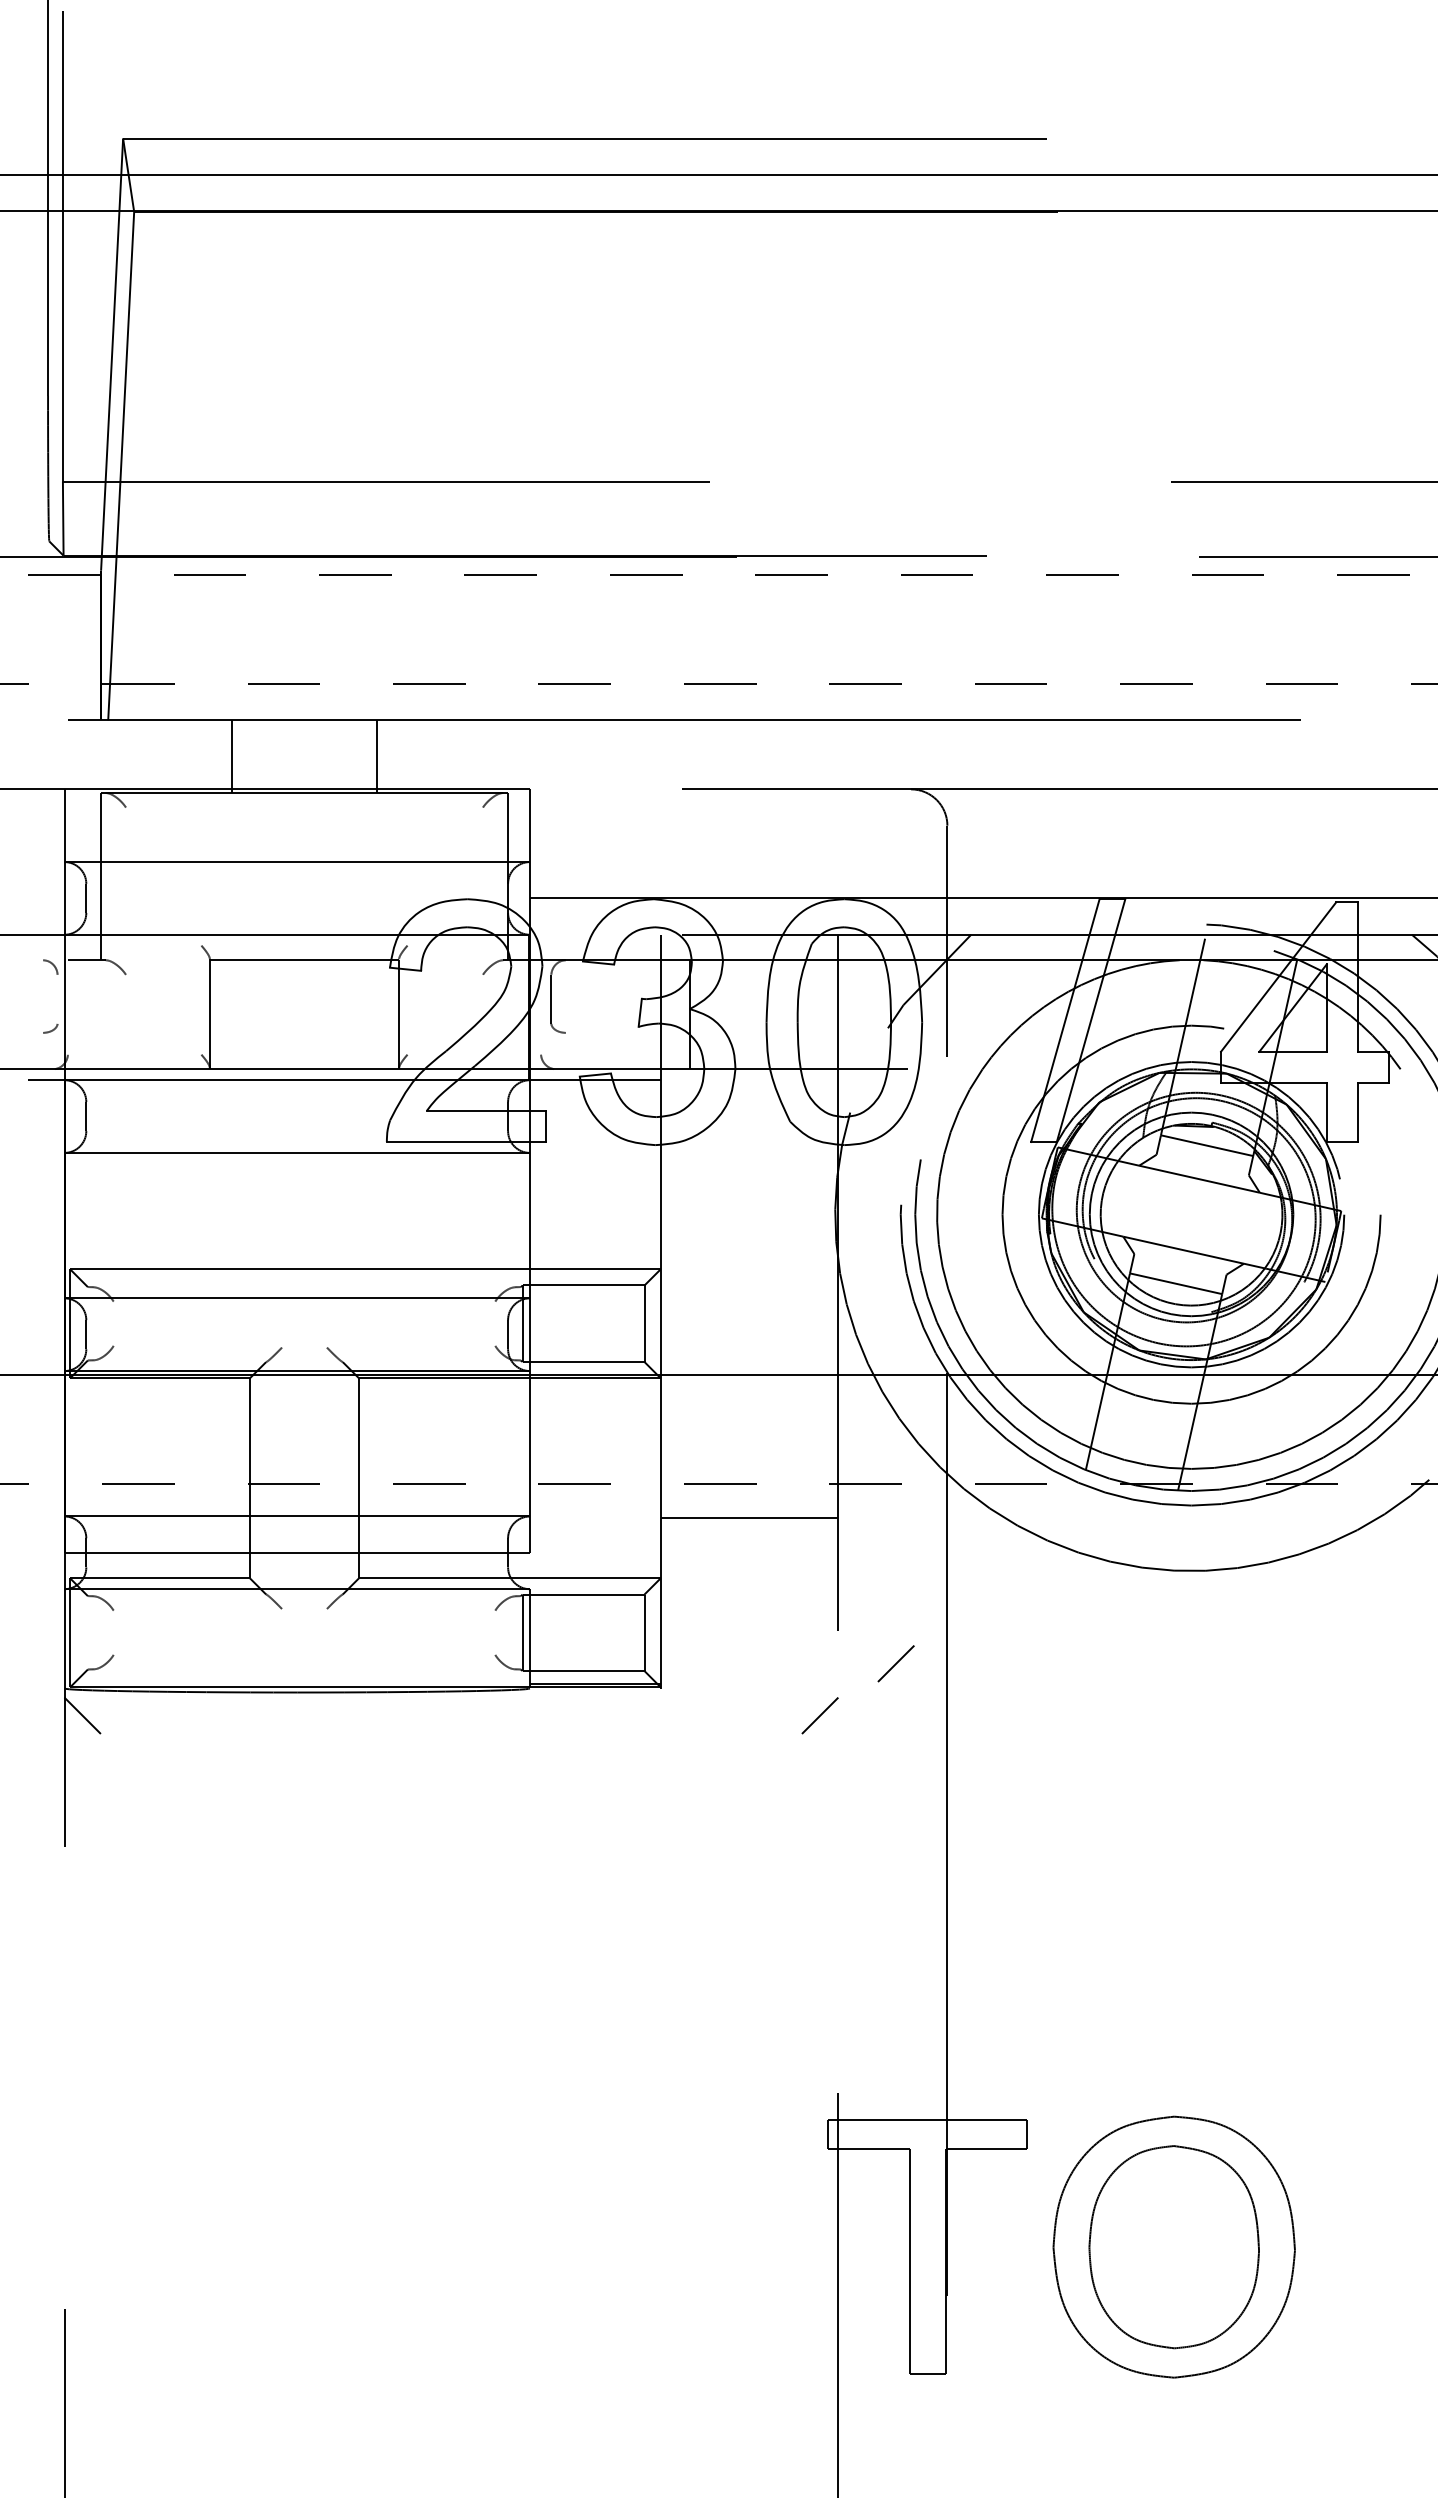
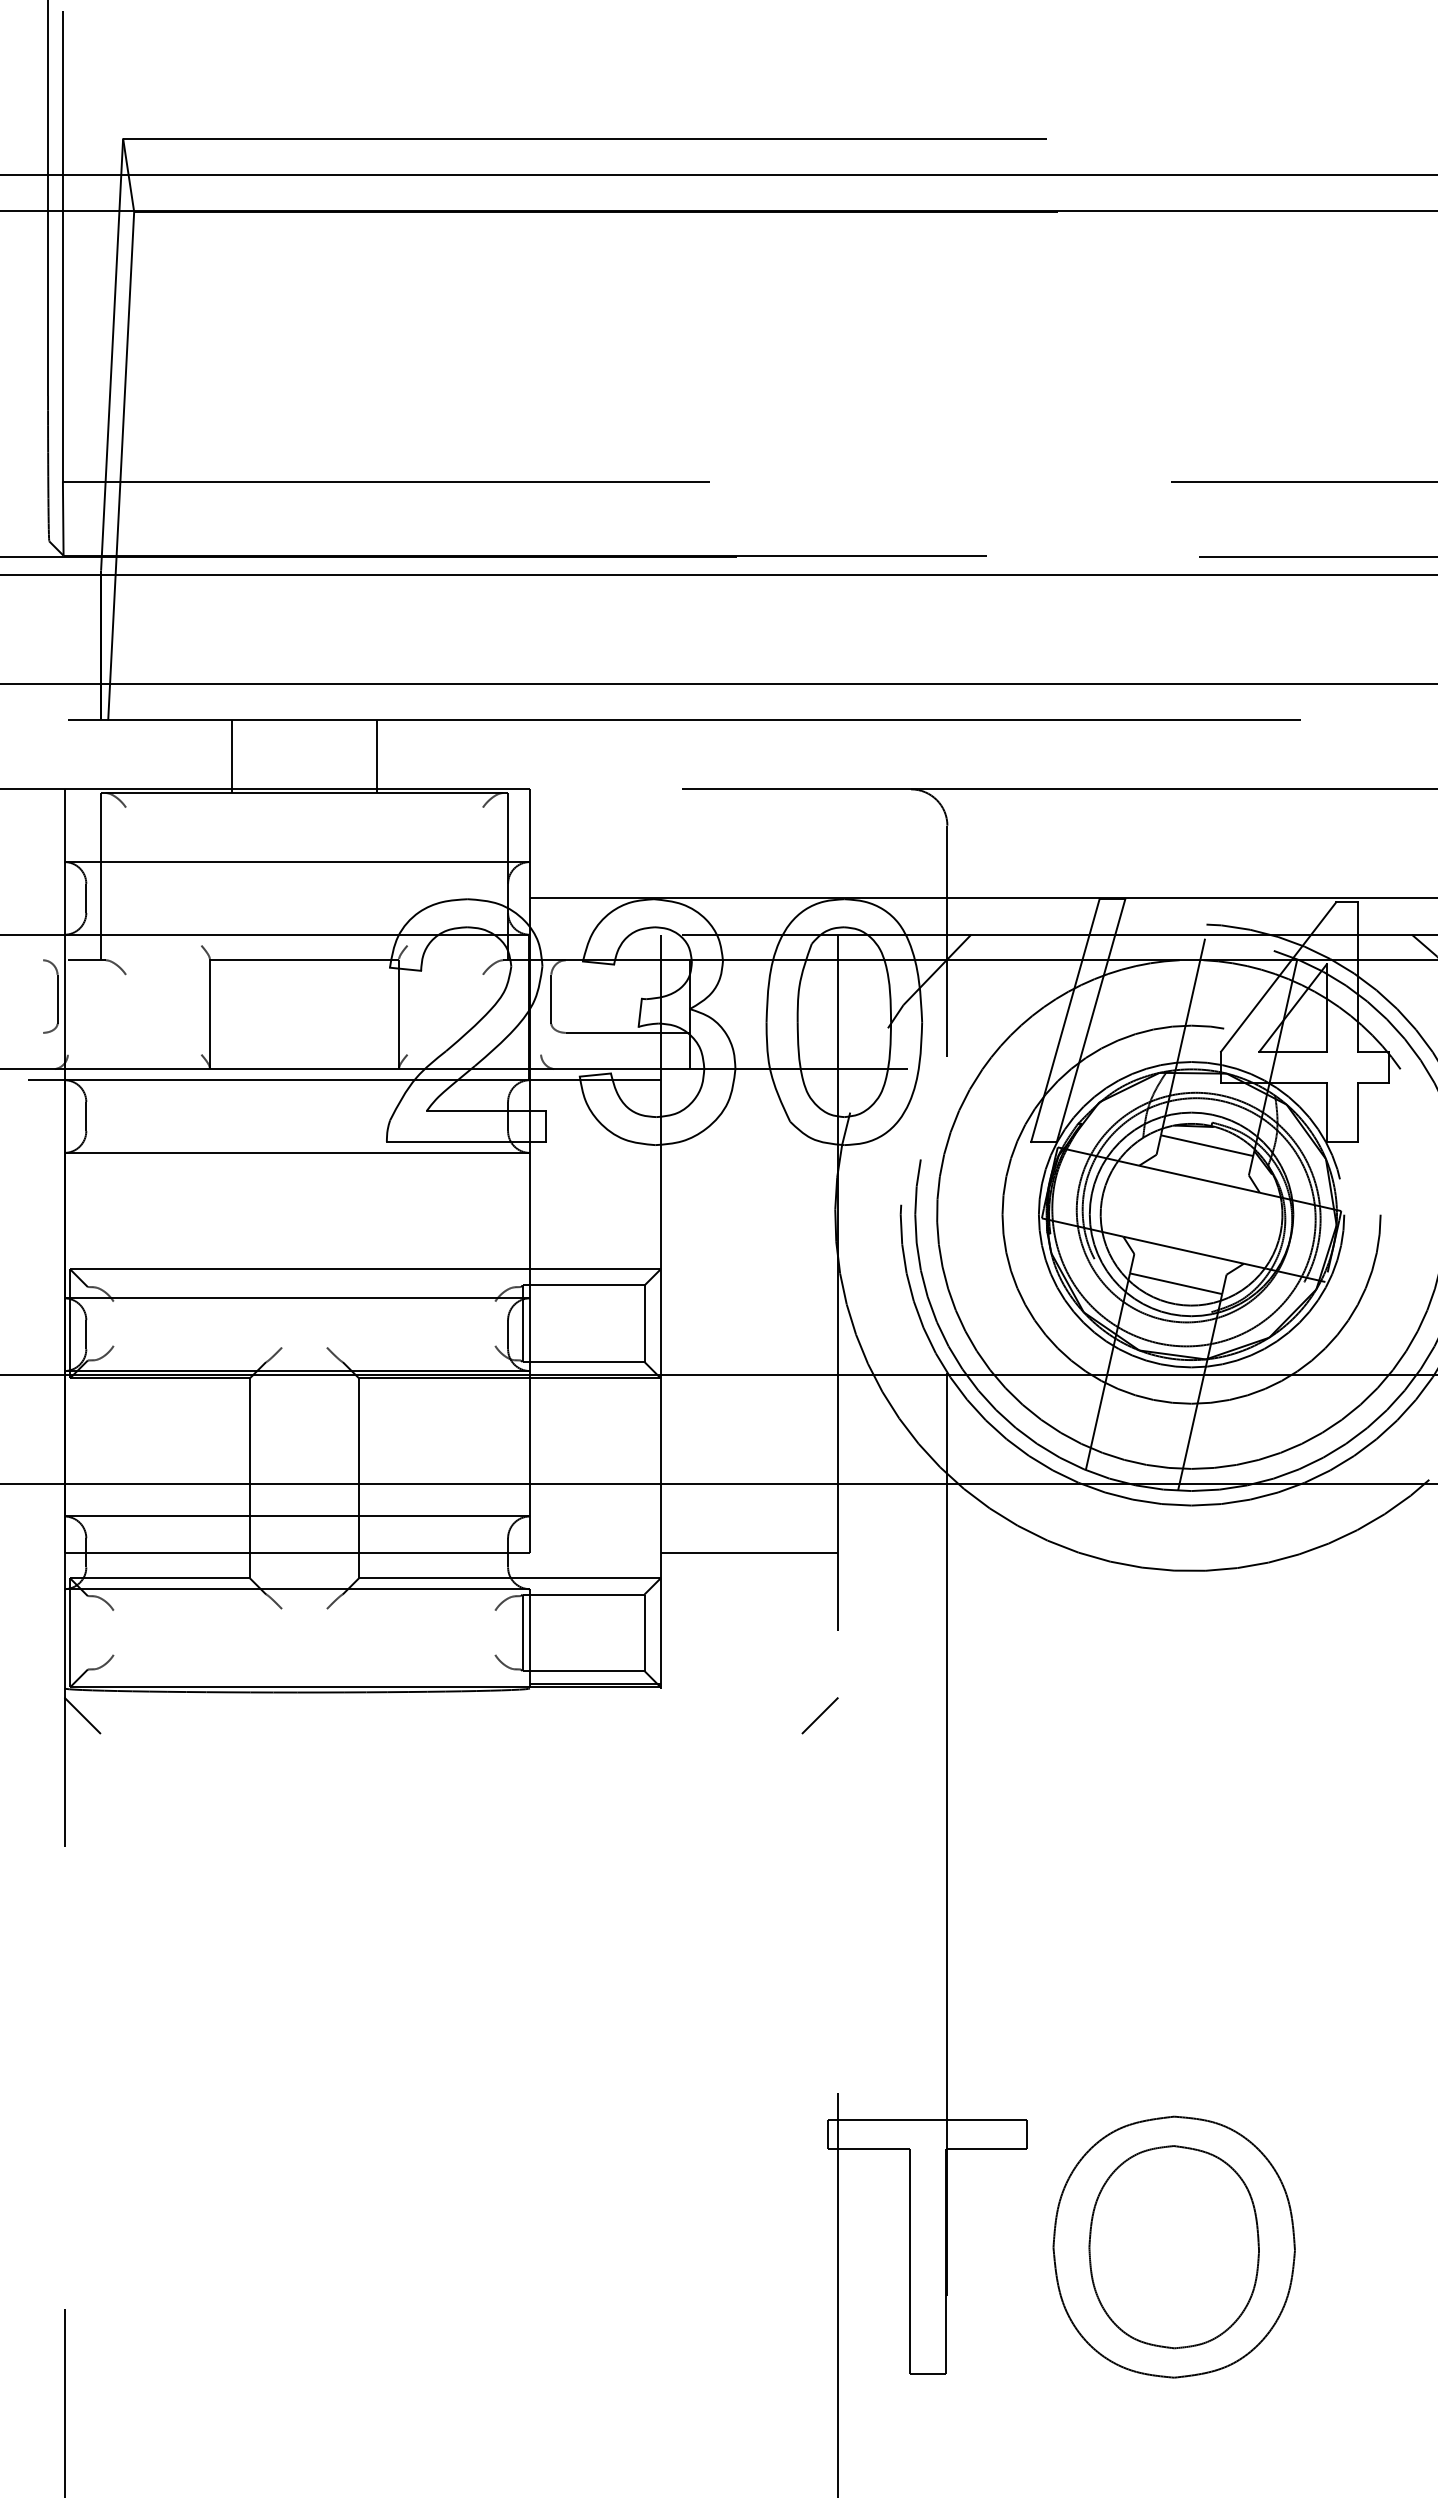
line: dashed -> solid (719, 574)
line: dashed -> solid (718, 683)
line: none -> present (57, 998)
line: none -> present (627, 1032)
line: dashed -> solid (718, 1483)
line position: (749, 1517) -> (749, 1552) (749, 1552)
line: present -> none (895, 1663)
